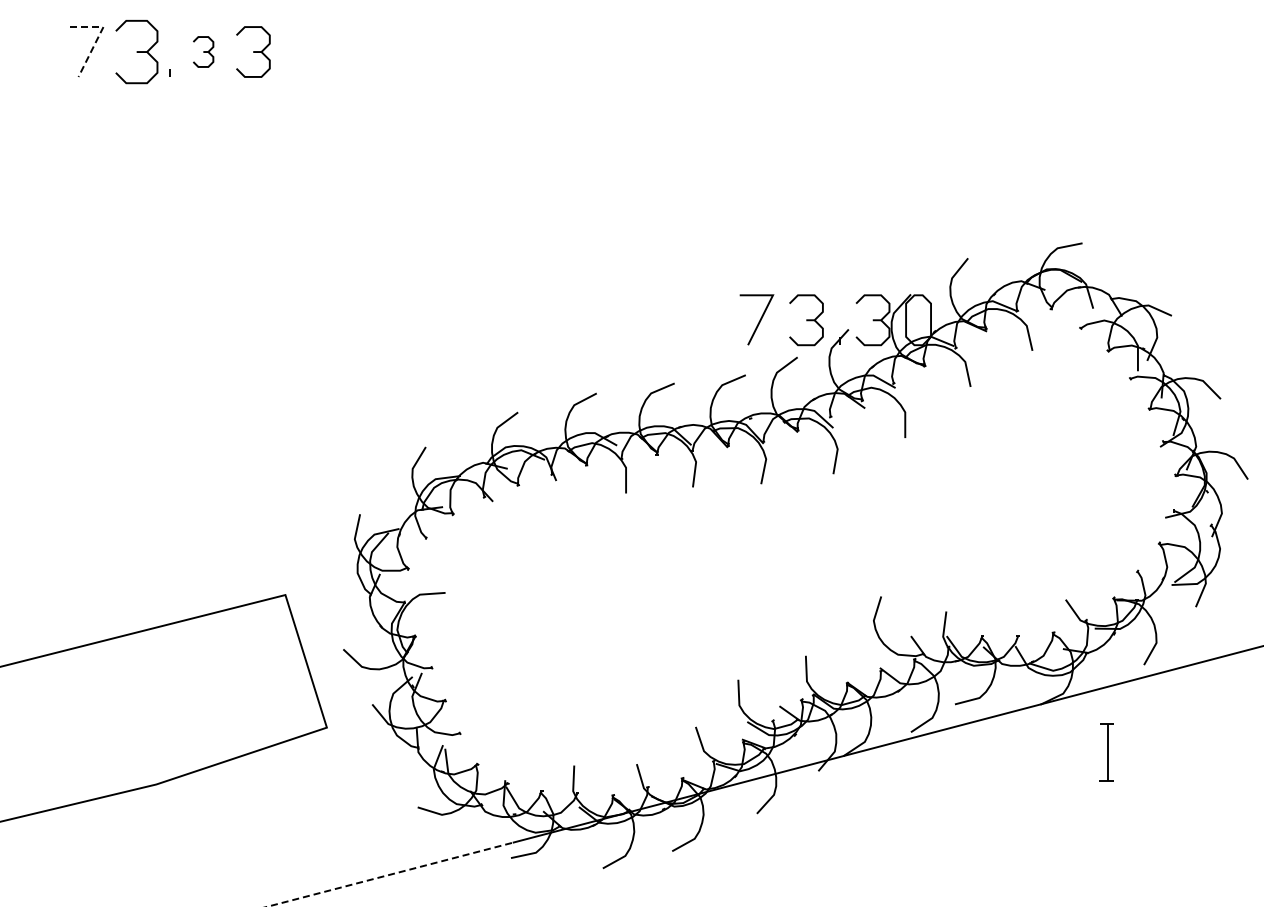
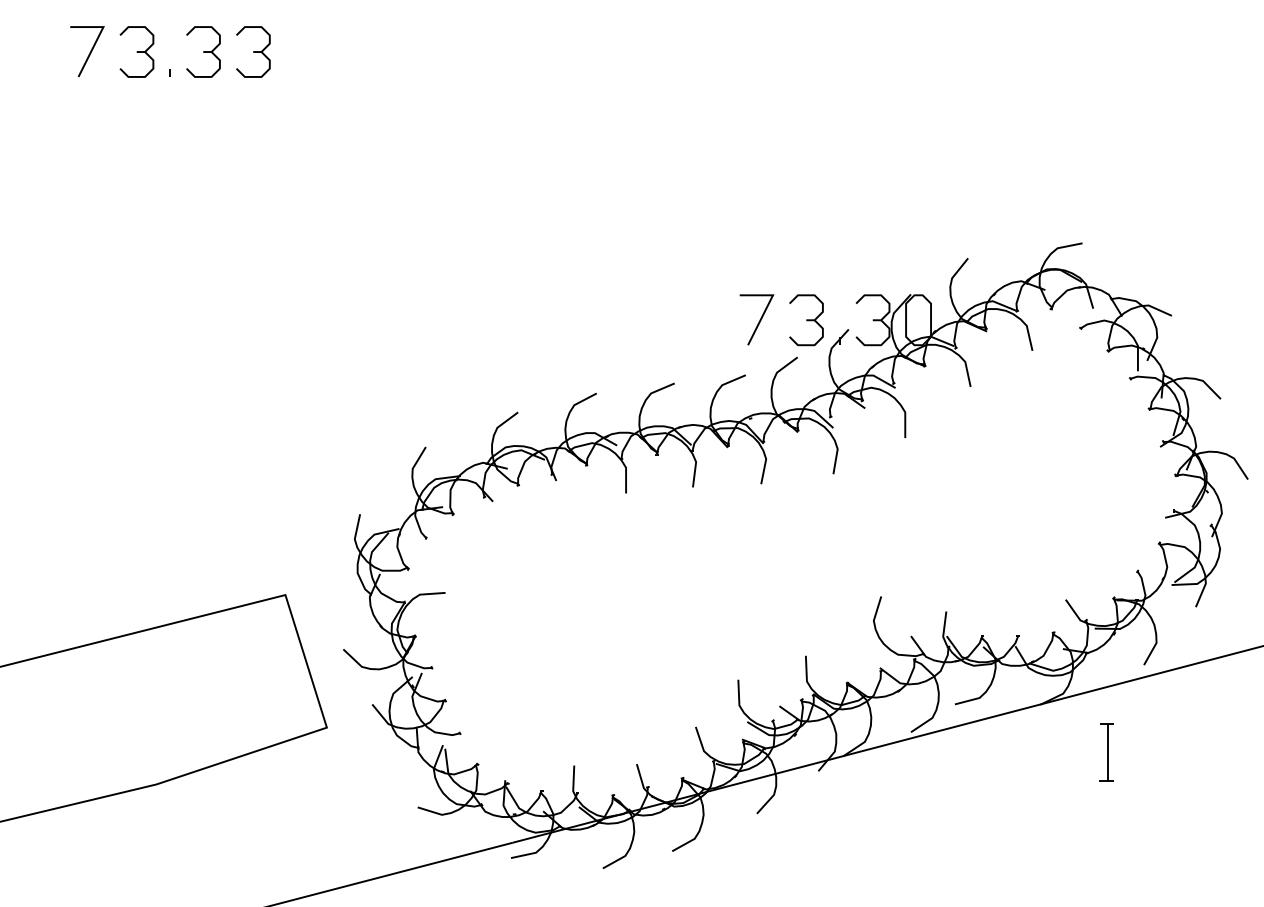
line: dashed -> solid (98, 36)
part size: 22x32 px -> 35x52 px (203, 51)
part size: 44x65 px -> 36x52 px (136, 51)
line: dashed -> solid (389, 874)
